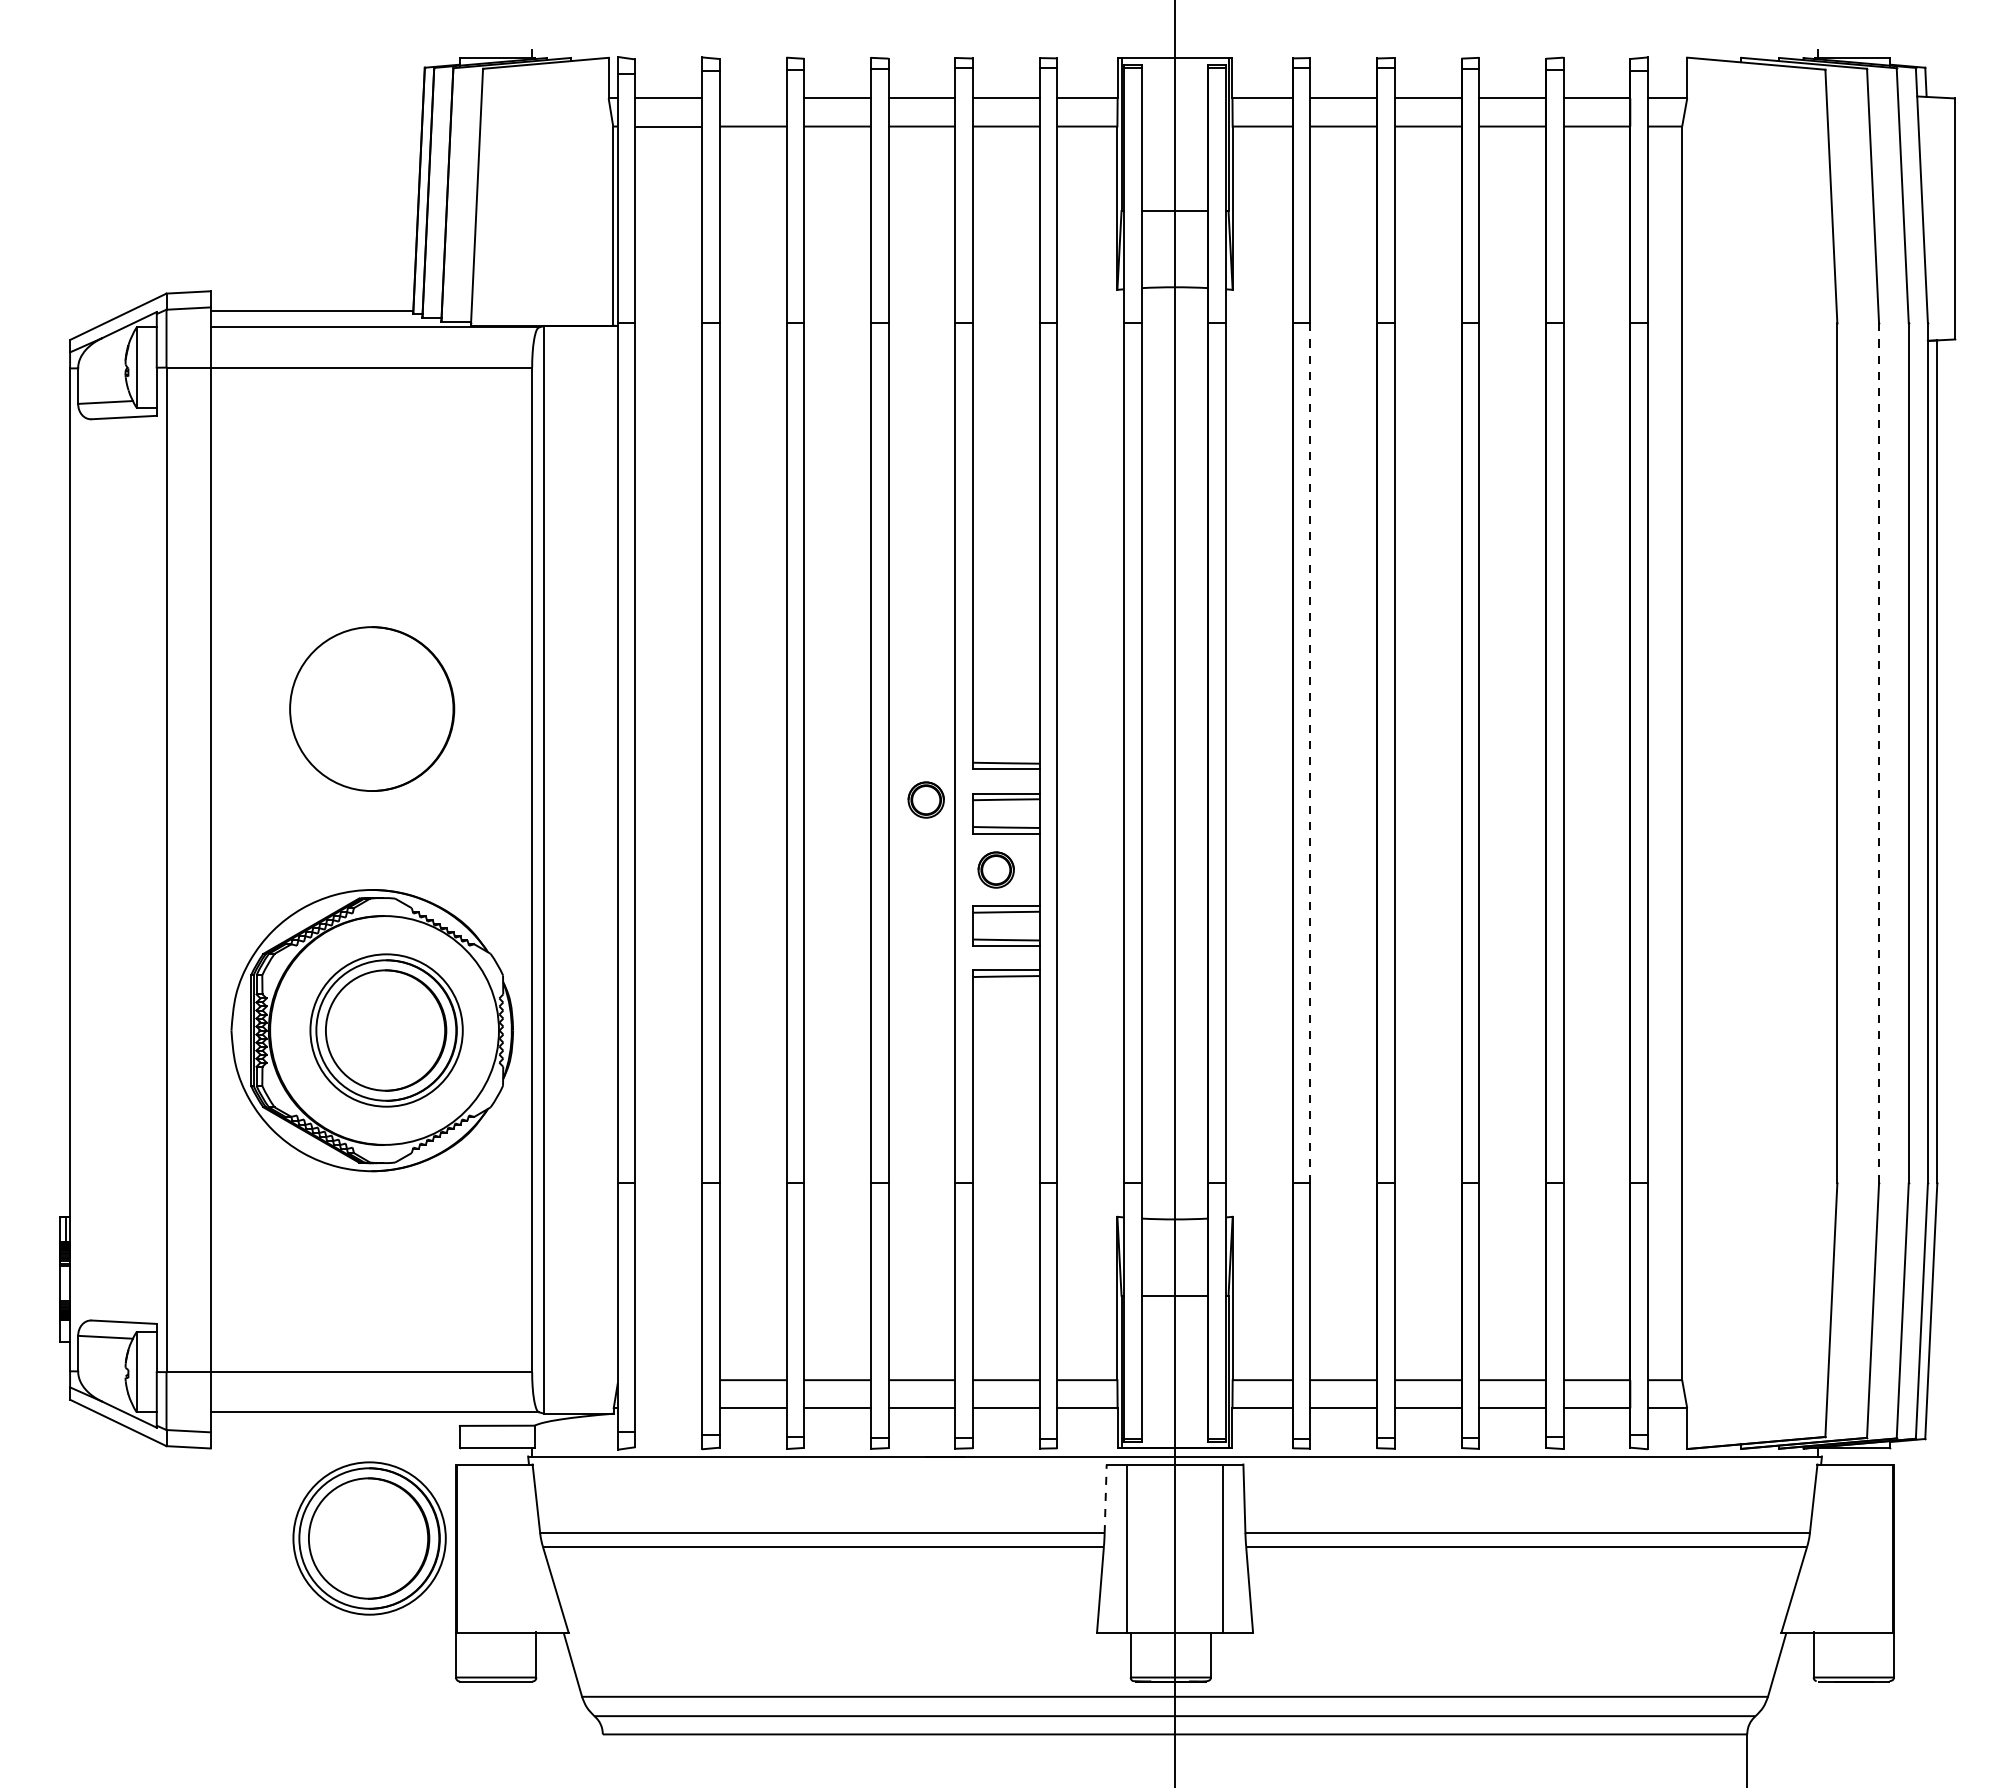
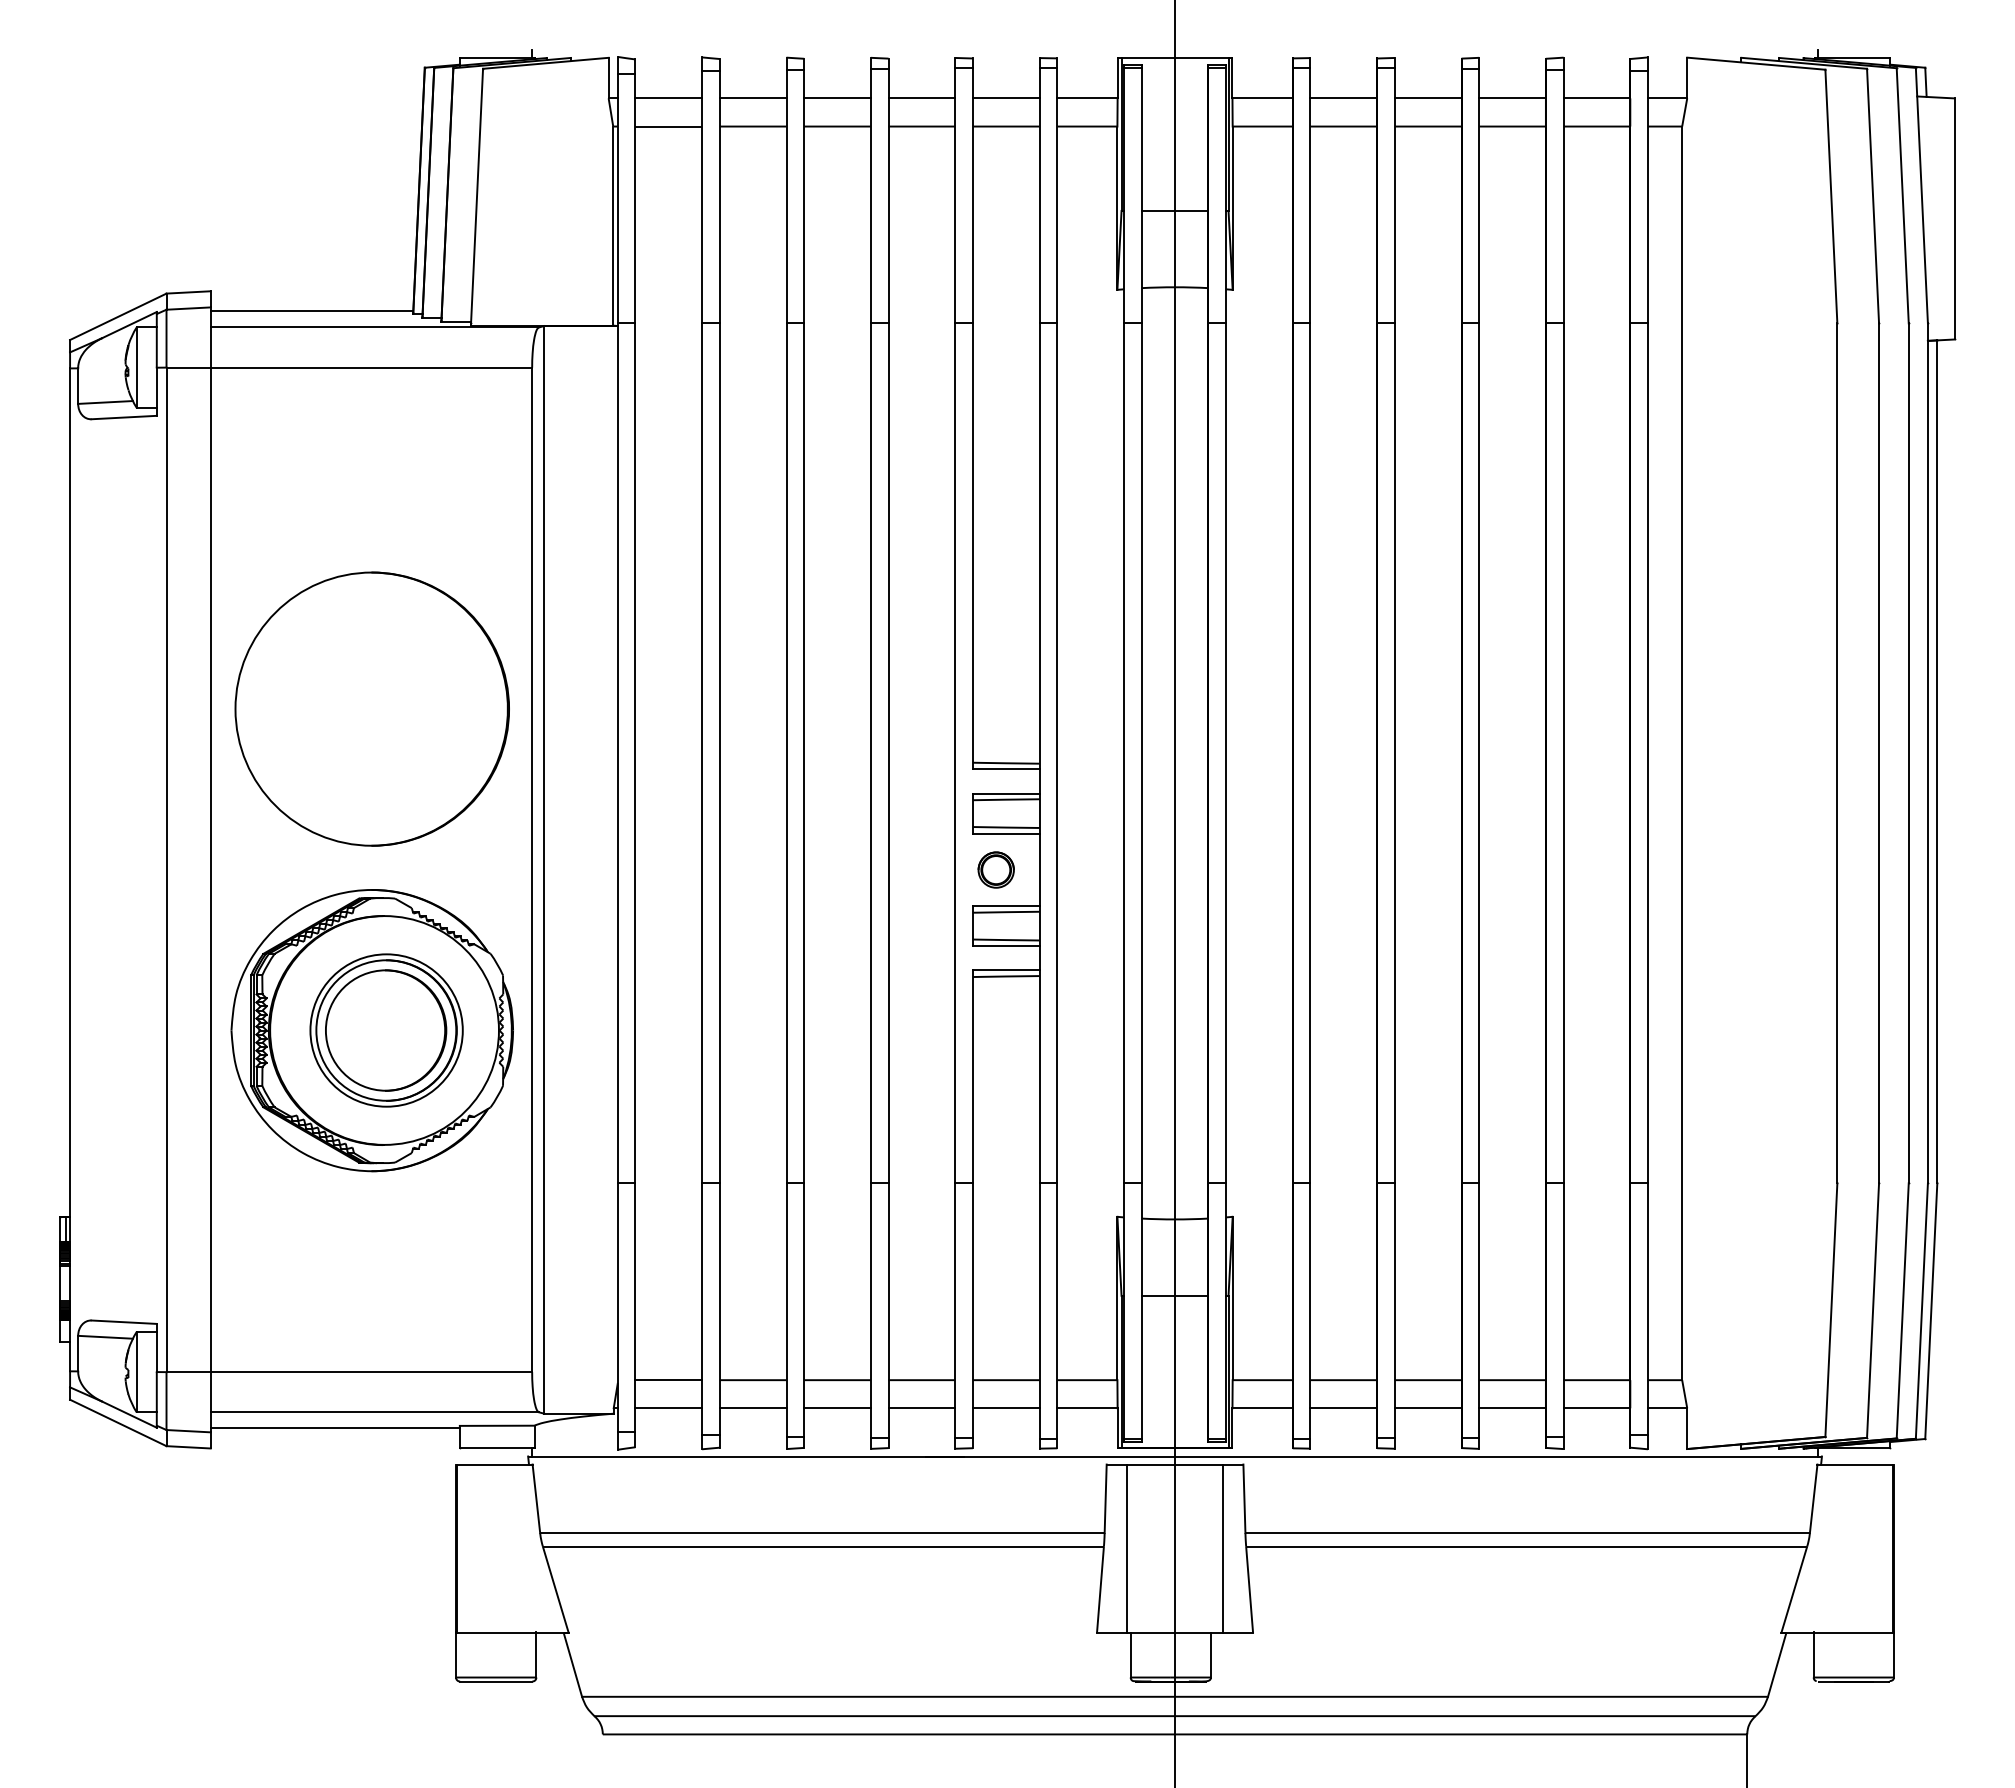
line: none -> present (752, 98)
part size: 167x166 px -> 276x276 px (371, 708)
line: dashed -> solid (1310, 753)
line: dashed -> solid (1879, 753)
part: present -> none (925, 799)
line: none -> present (668, 1380)
line: none -> present (668, 1408)
line: none -> present (334, 1428)
line: dashed -> solid (1105, 1498)
part: present -> none (369, 1538)
